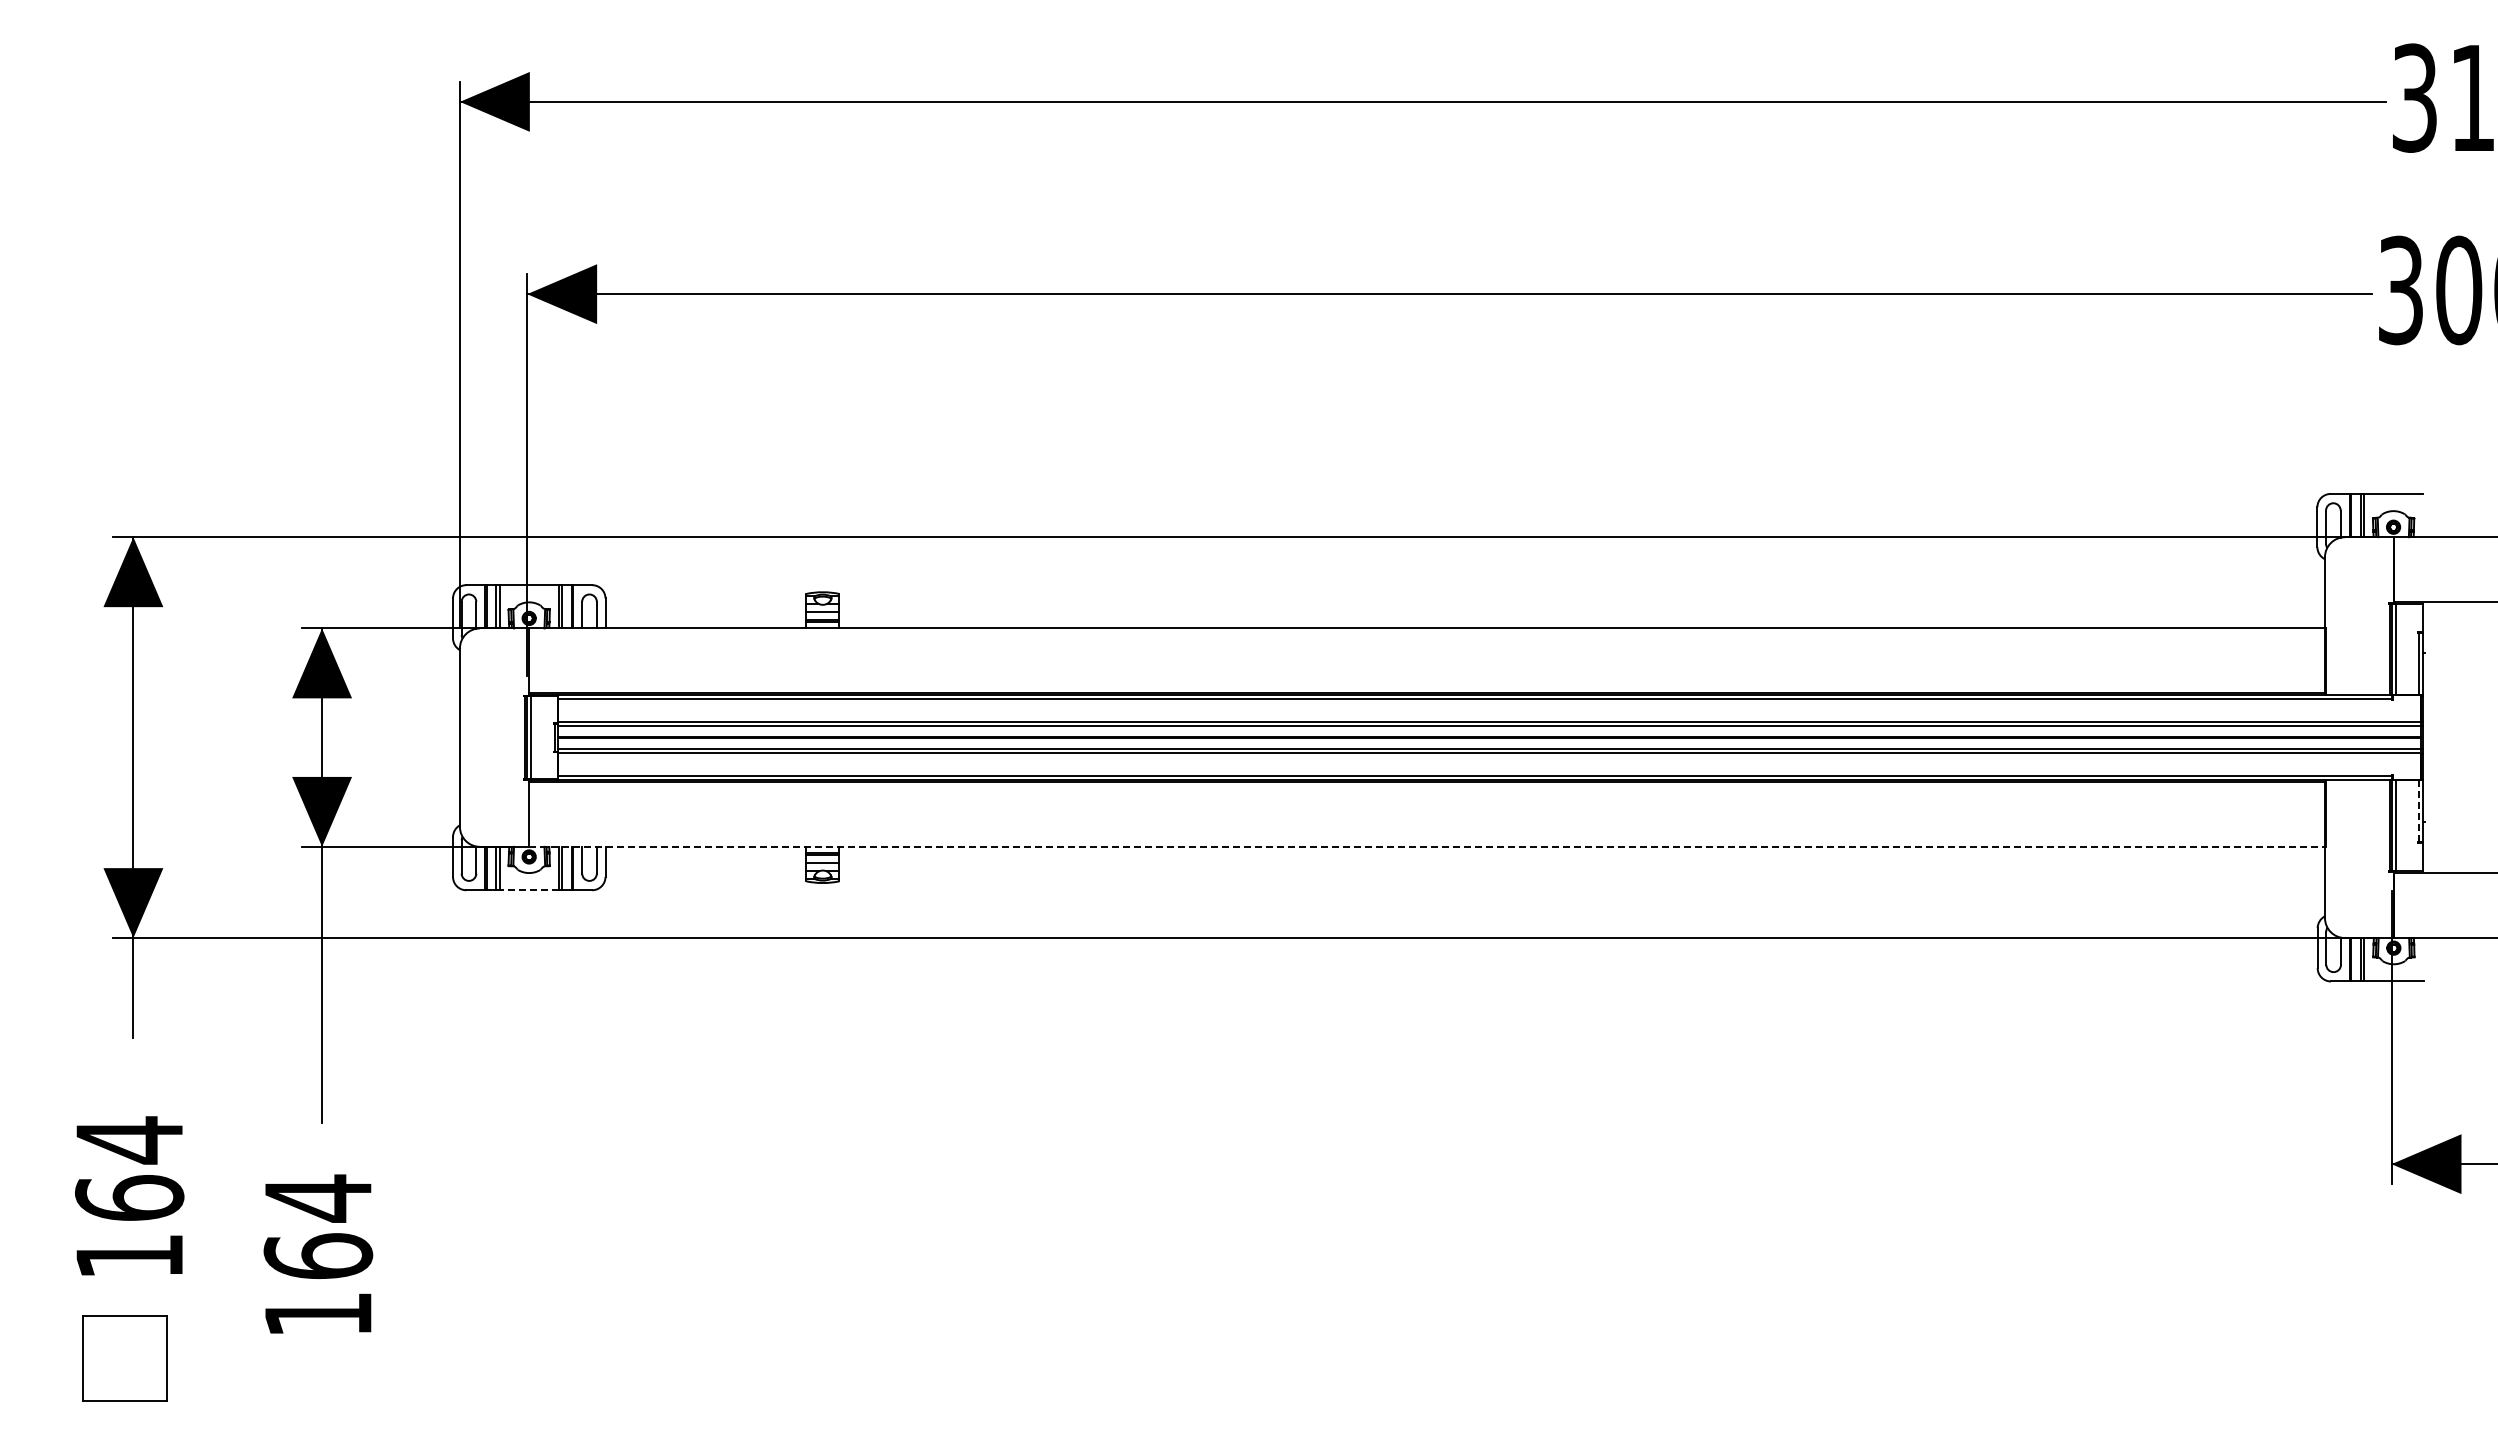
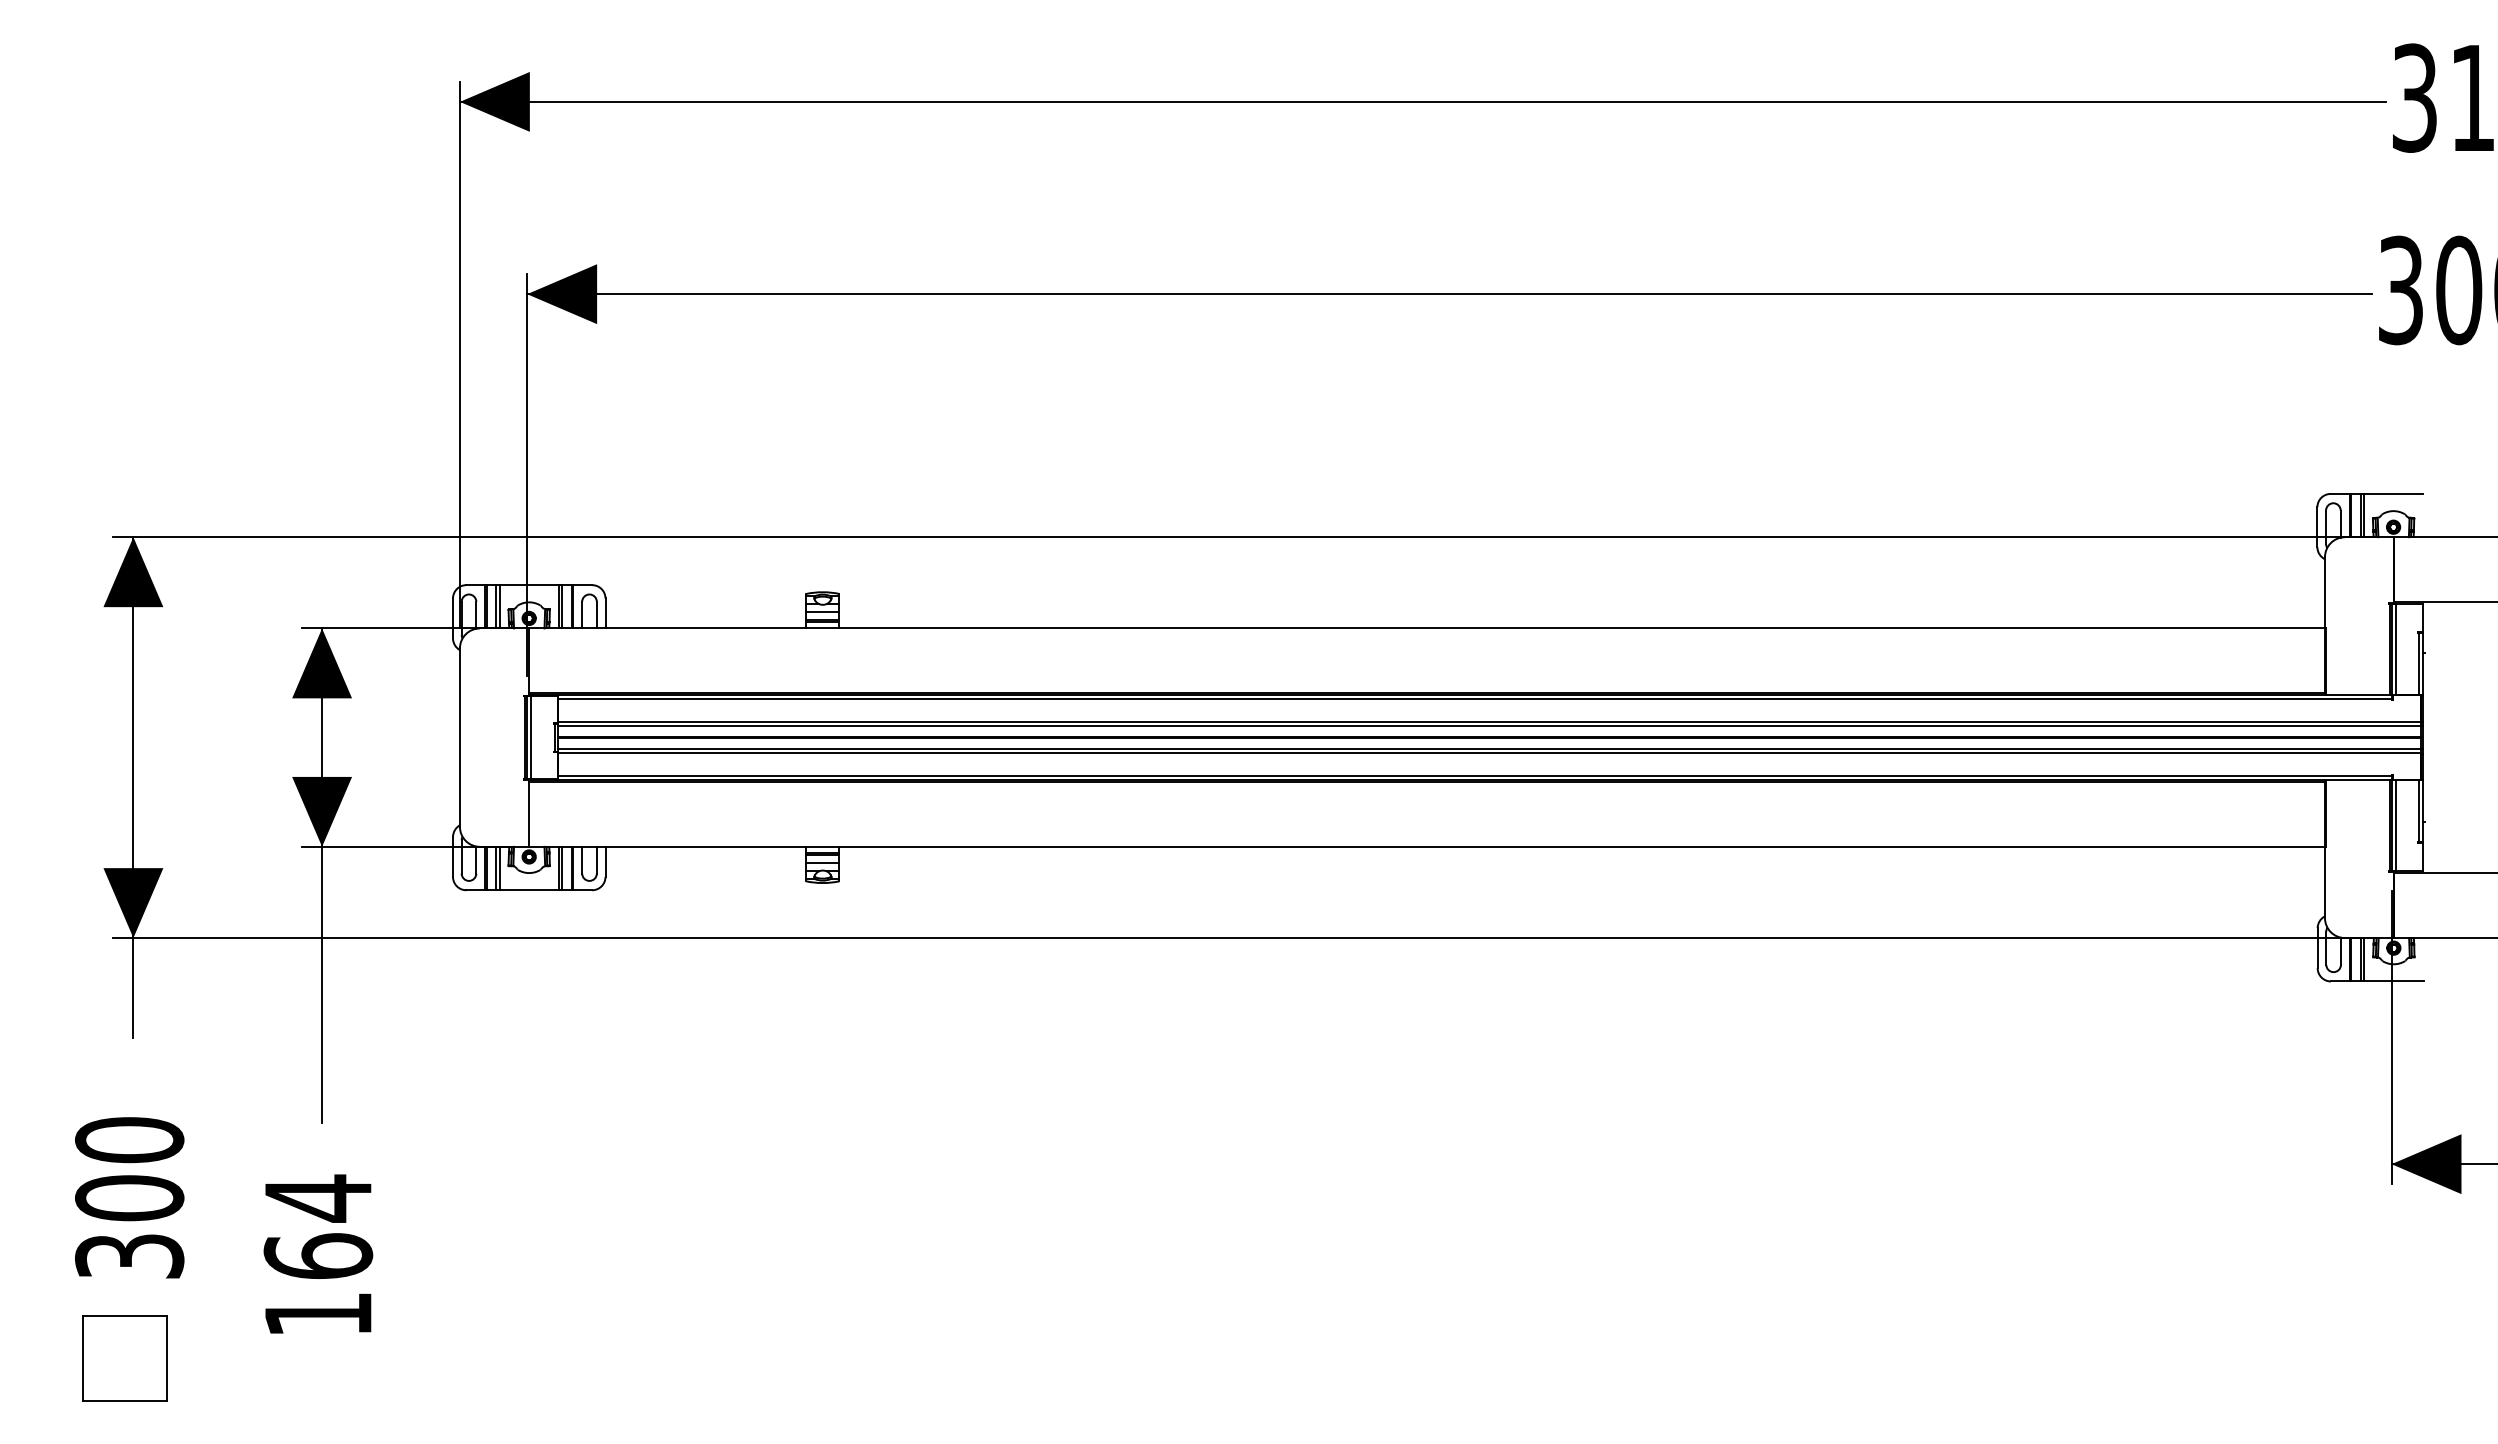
line: dashed -> solid (2418, 811)
line: dashed -> solid (1427, 846)
line: dashed -> solid (529, 890)
text: 164 -> 300 (129, 1197)
